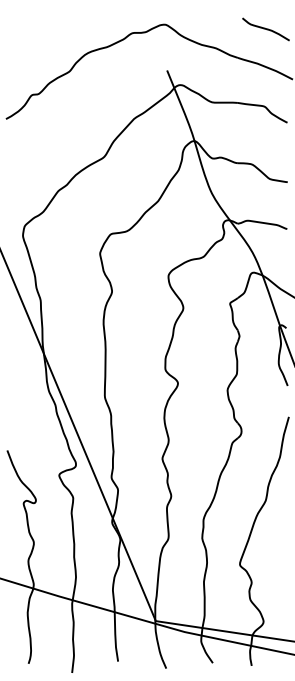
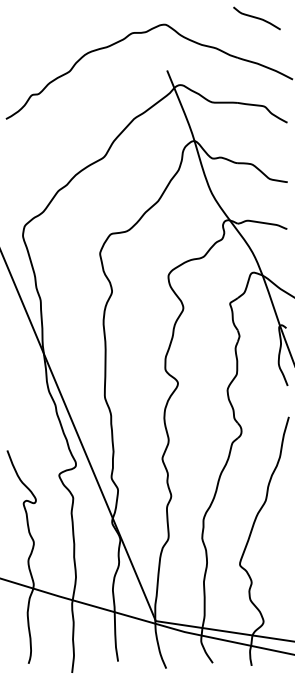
curve position: (265, 29) -> (256, 18) (256, 18)
